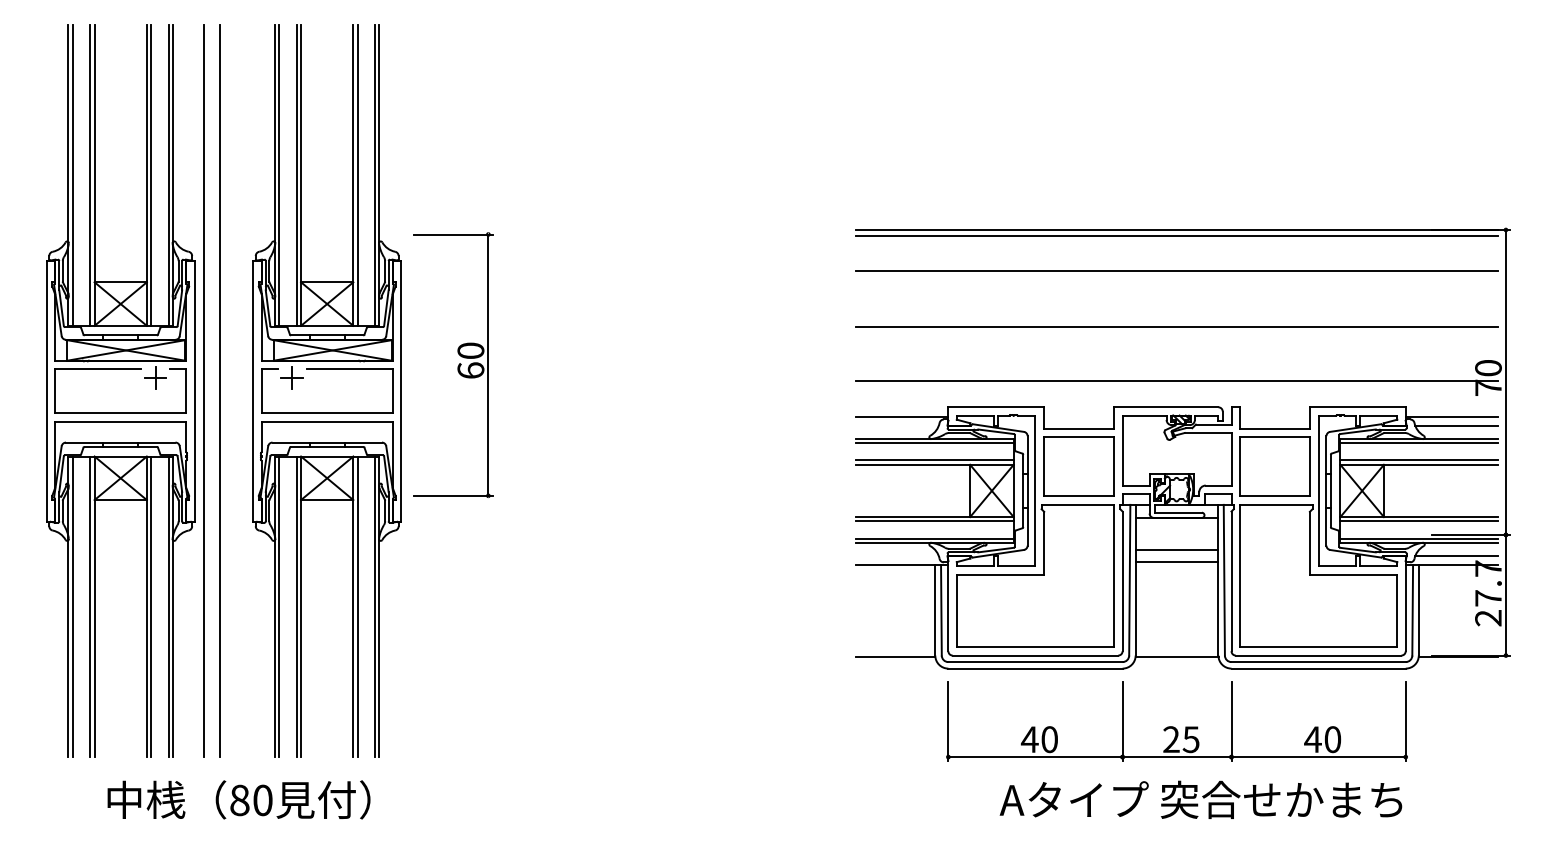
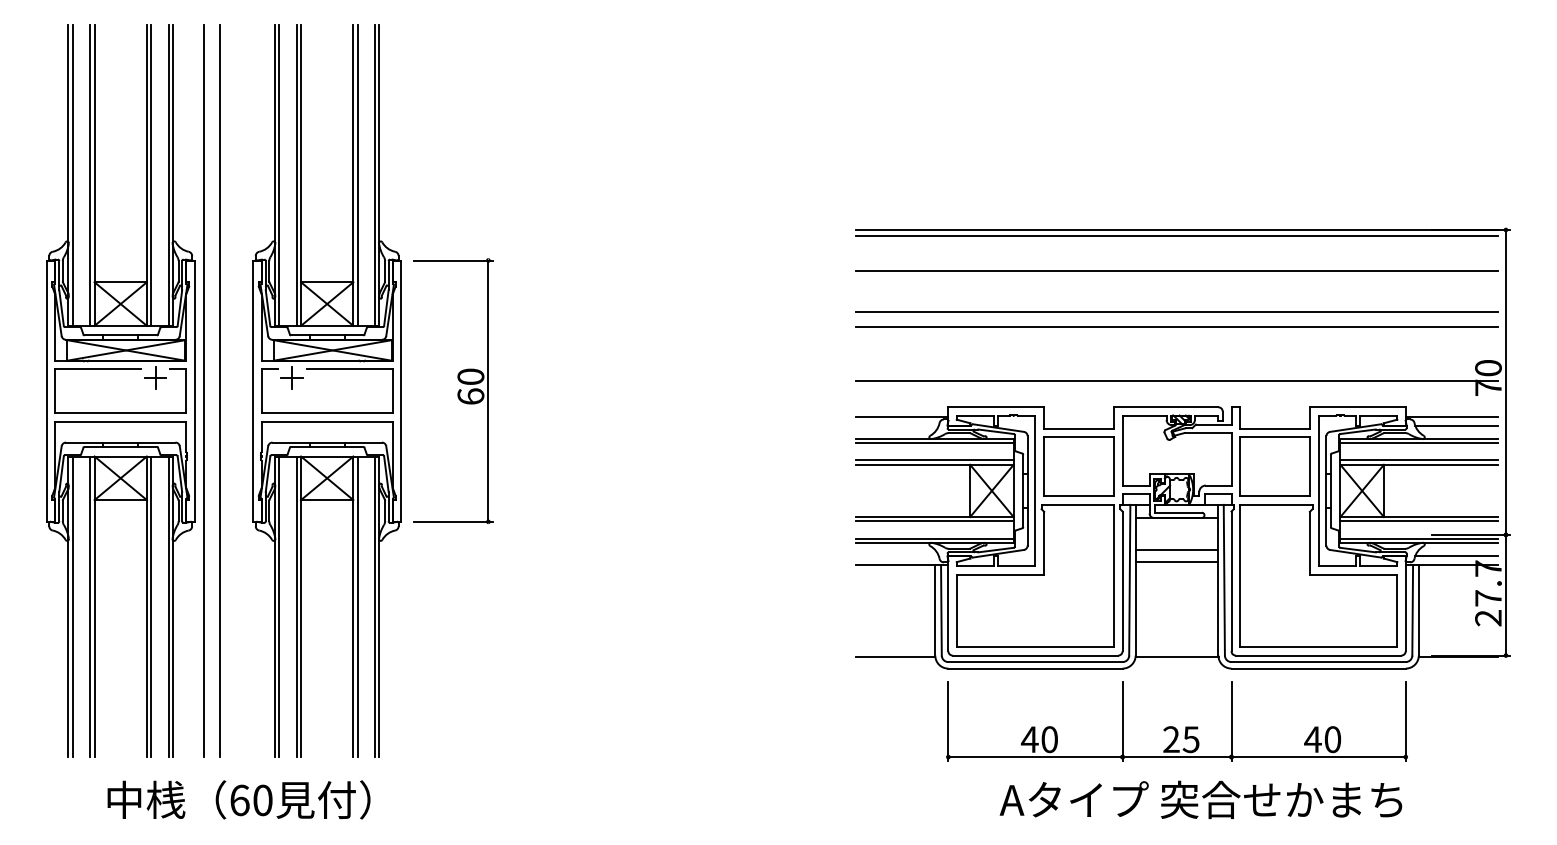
line: none -> present (1176, 311)
part position: (453, 365) -> (453, 391) (453, 391)
text: 80 -> 60 (239, 800)
